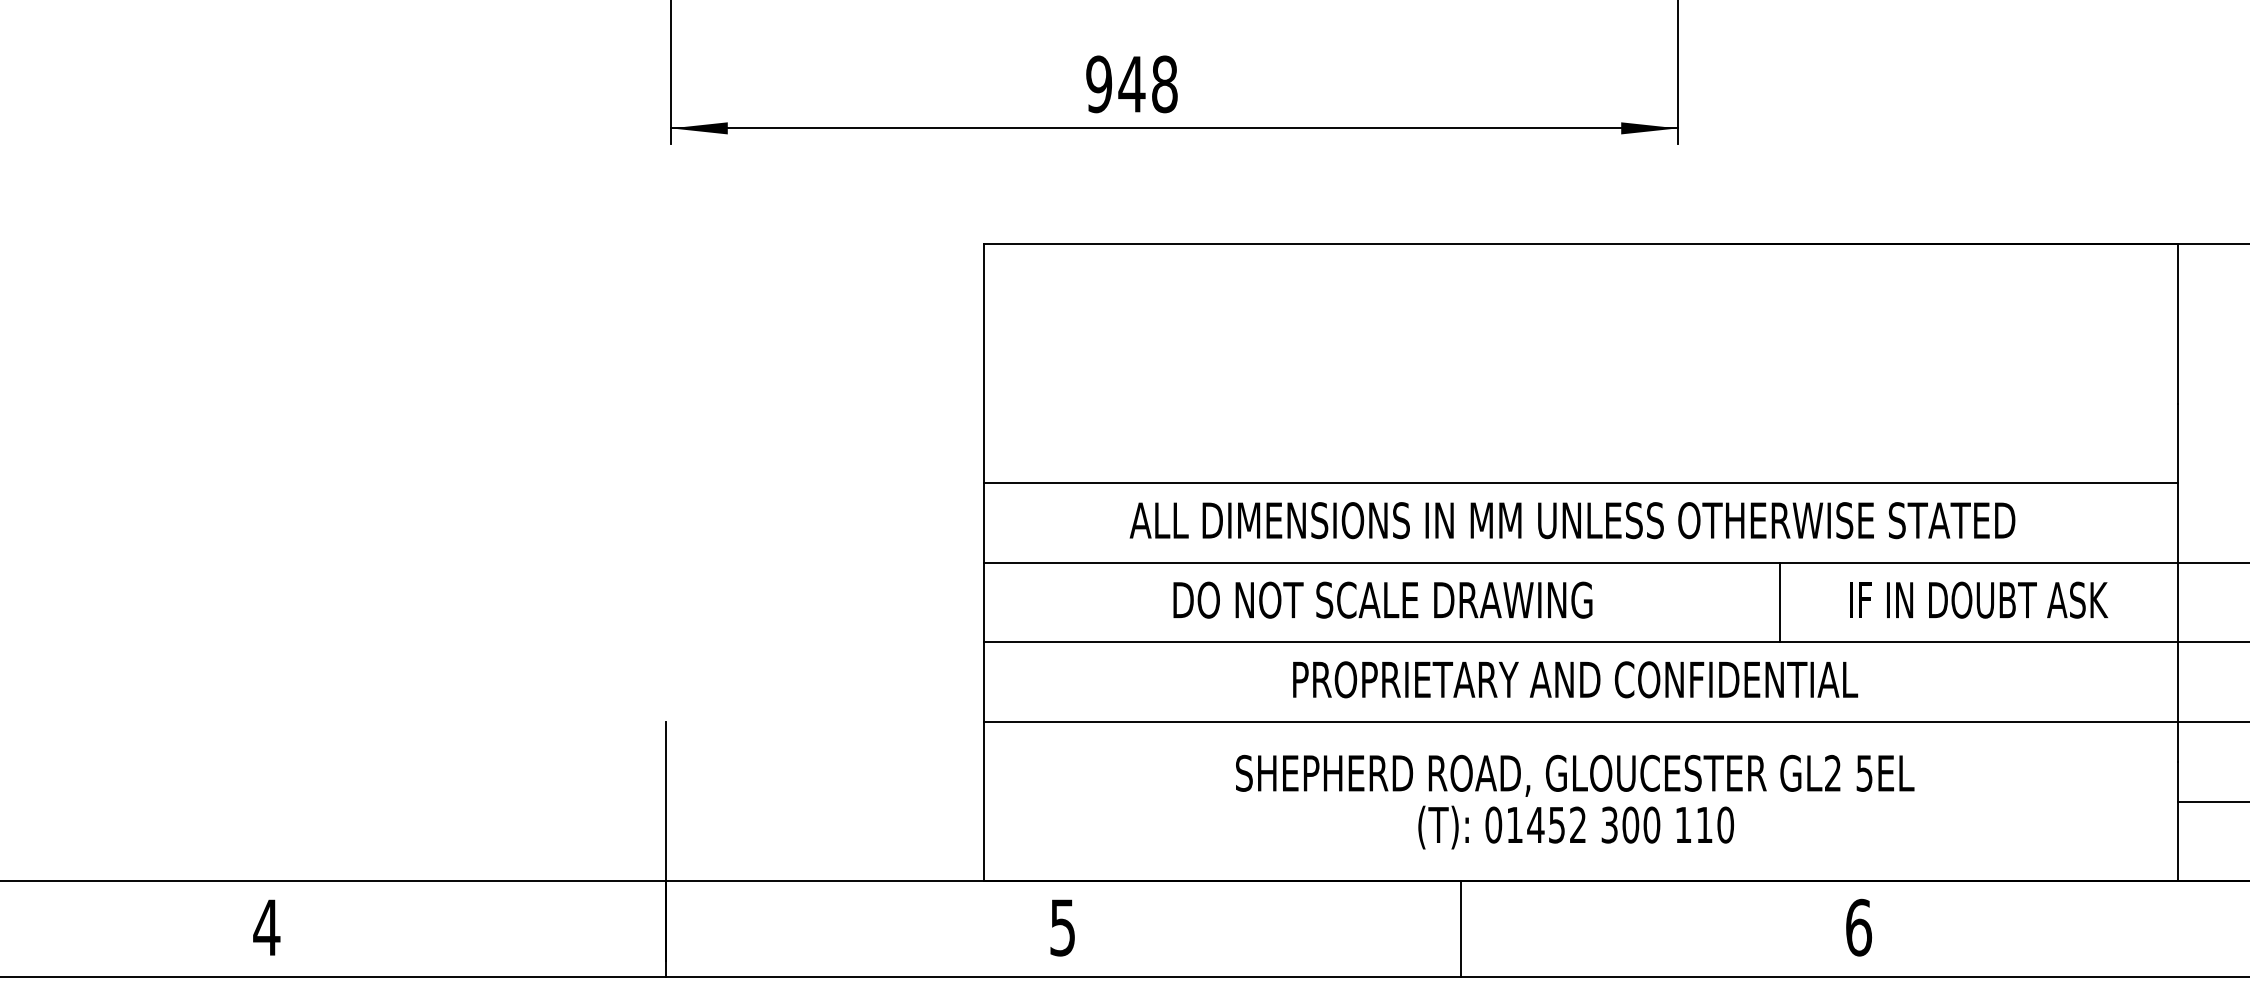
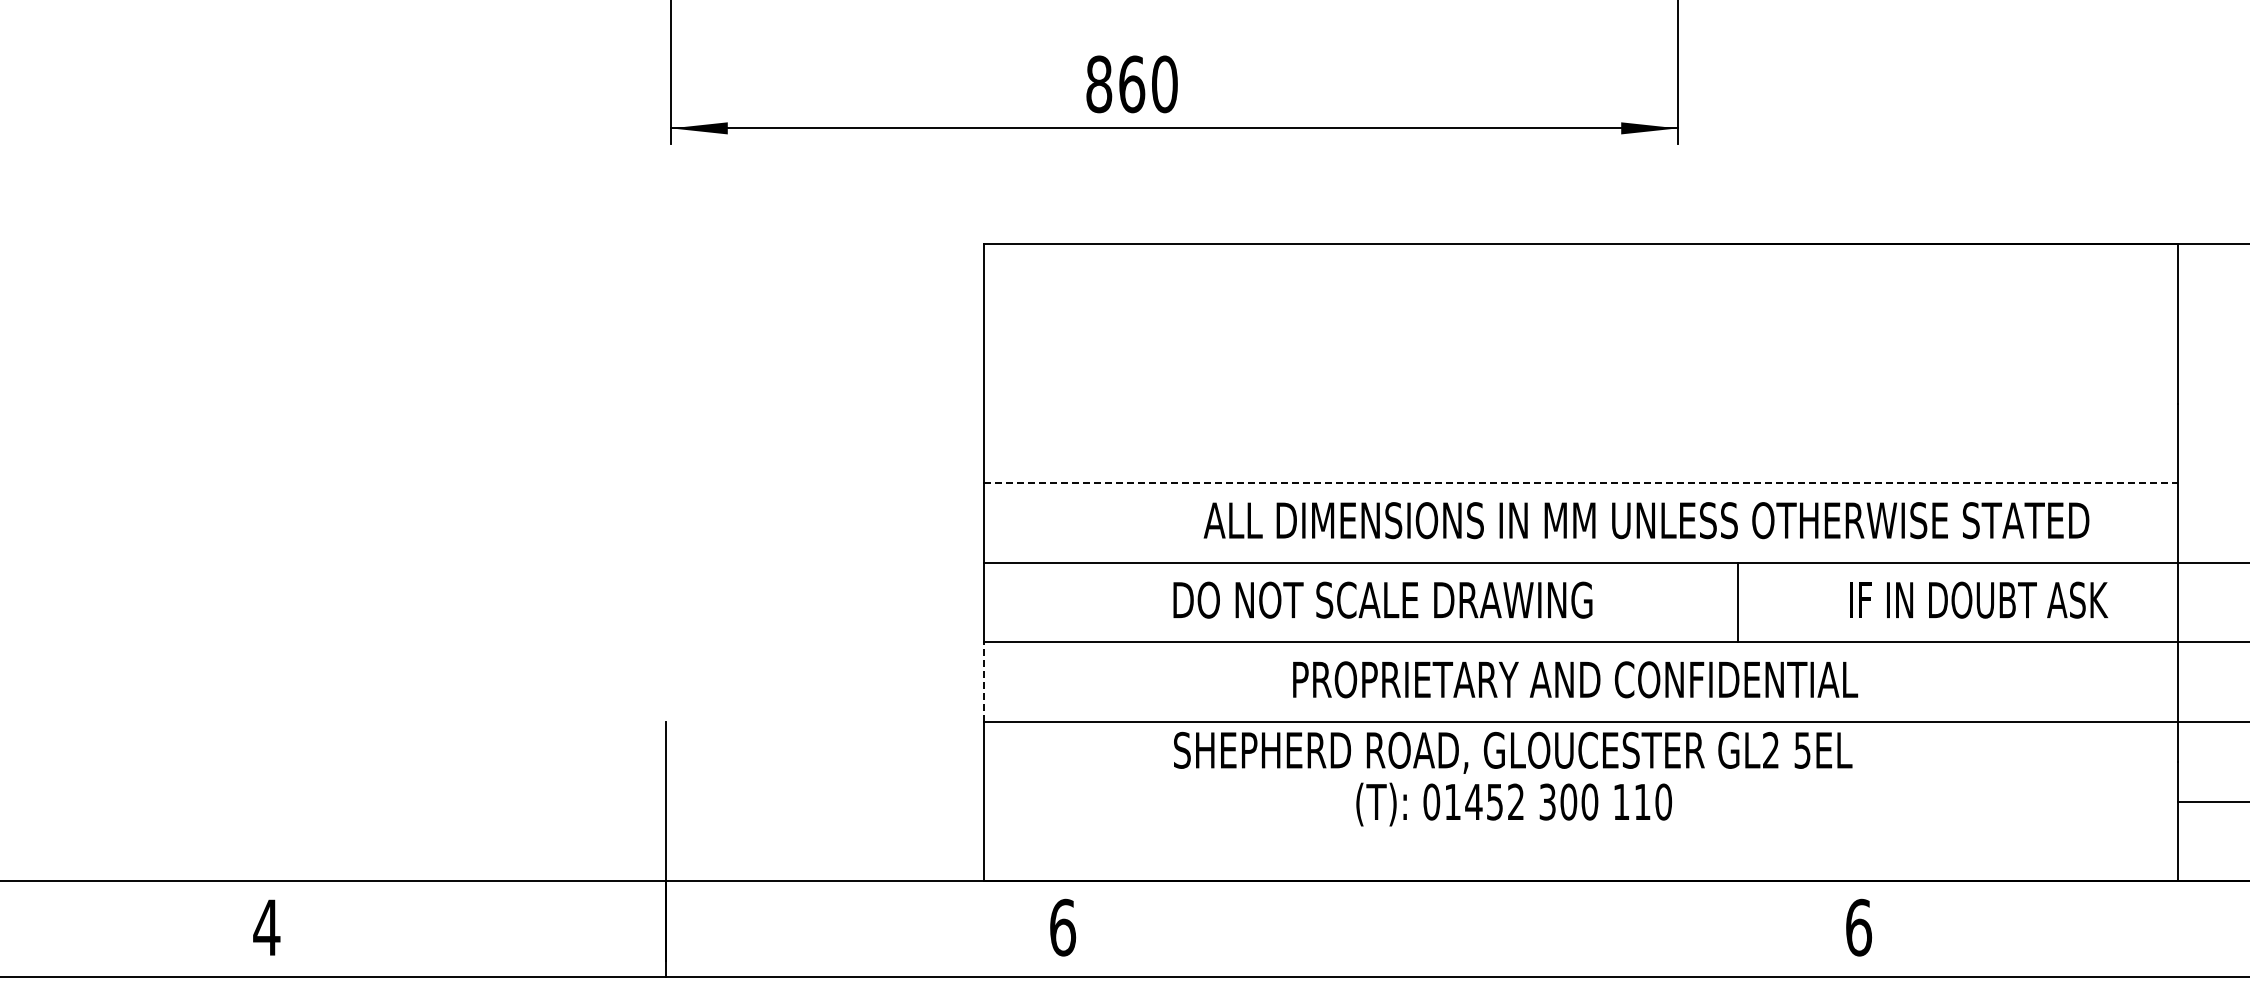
text: 948 -> 860 (1131, 84)
line: solid -> dashed (1580, 483)
text position: (1572, 520) -> (1646, 520) (1646, 520)
line position: (1779, 602) -> (1737, 602) (1737, 602)
line: solid -> dashed (983, 682)
text position: (1575, 801) -> (1513, 778) (1513, 778)
text: 5 -> 6 (1063, 927)
line: present -> none (1461, 928)
